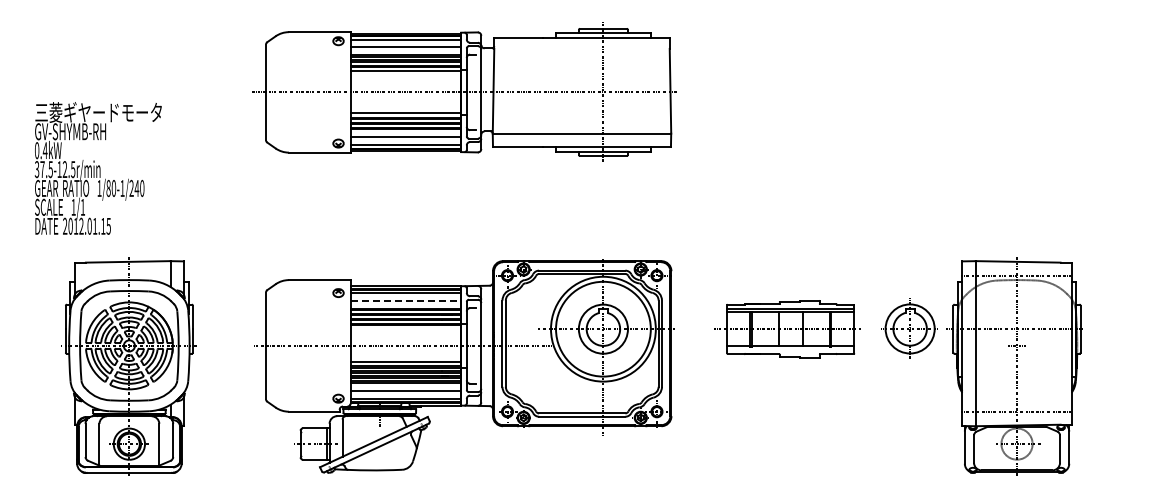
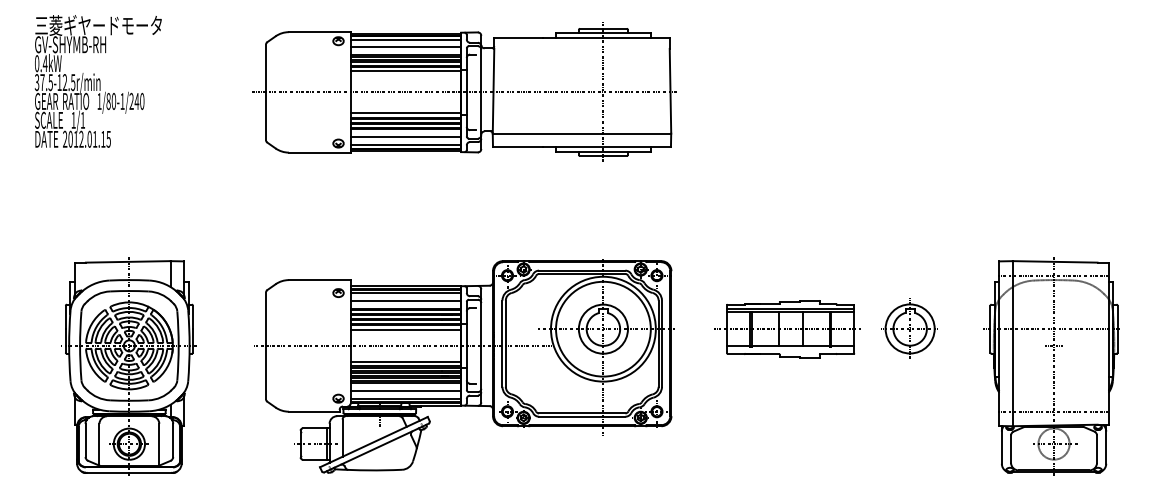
text position: (97, 168) -> (97, 81) (97, 81)
line: dashed -> solid (406, 300)
line: none -> present (405, 330)
part position: (1014, 366) -> (1051, 366) (1051, 366)
